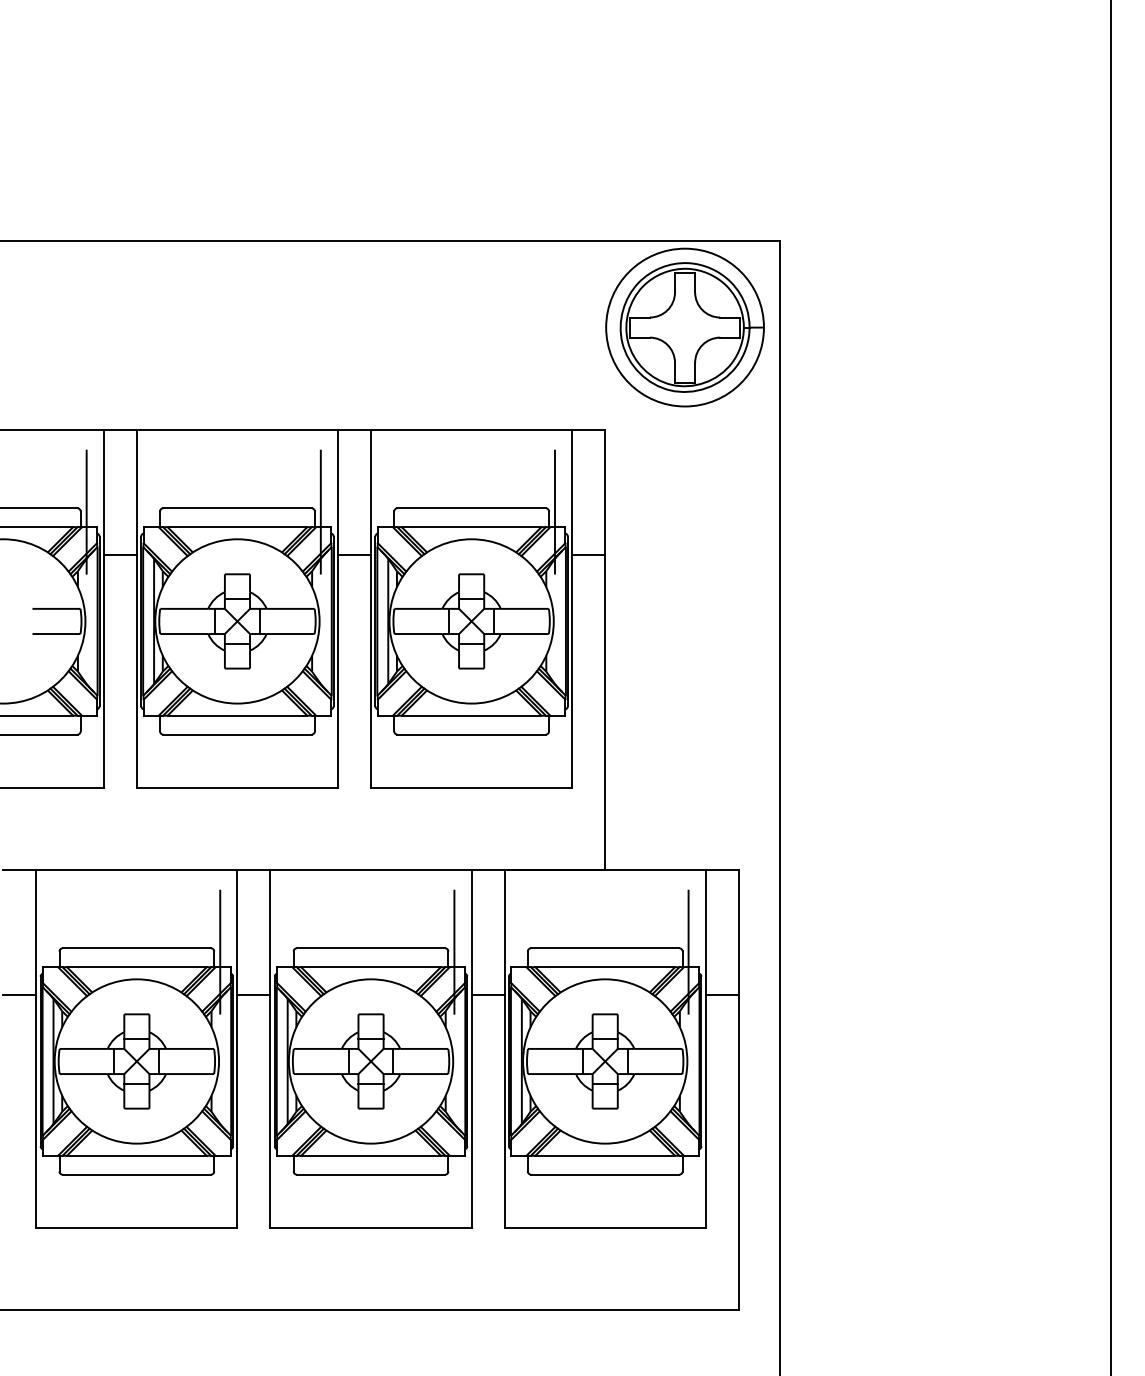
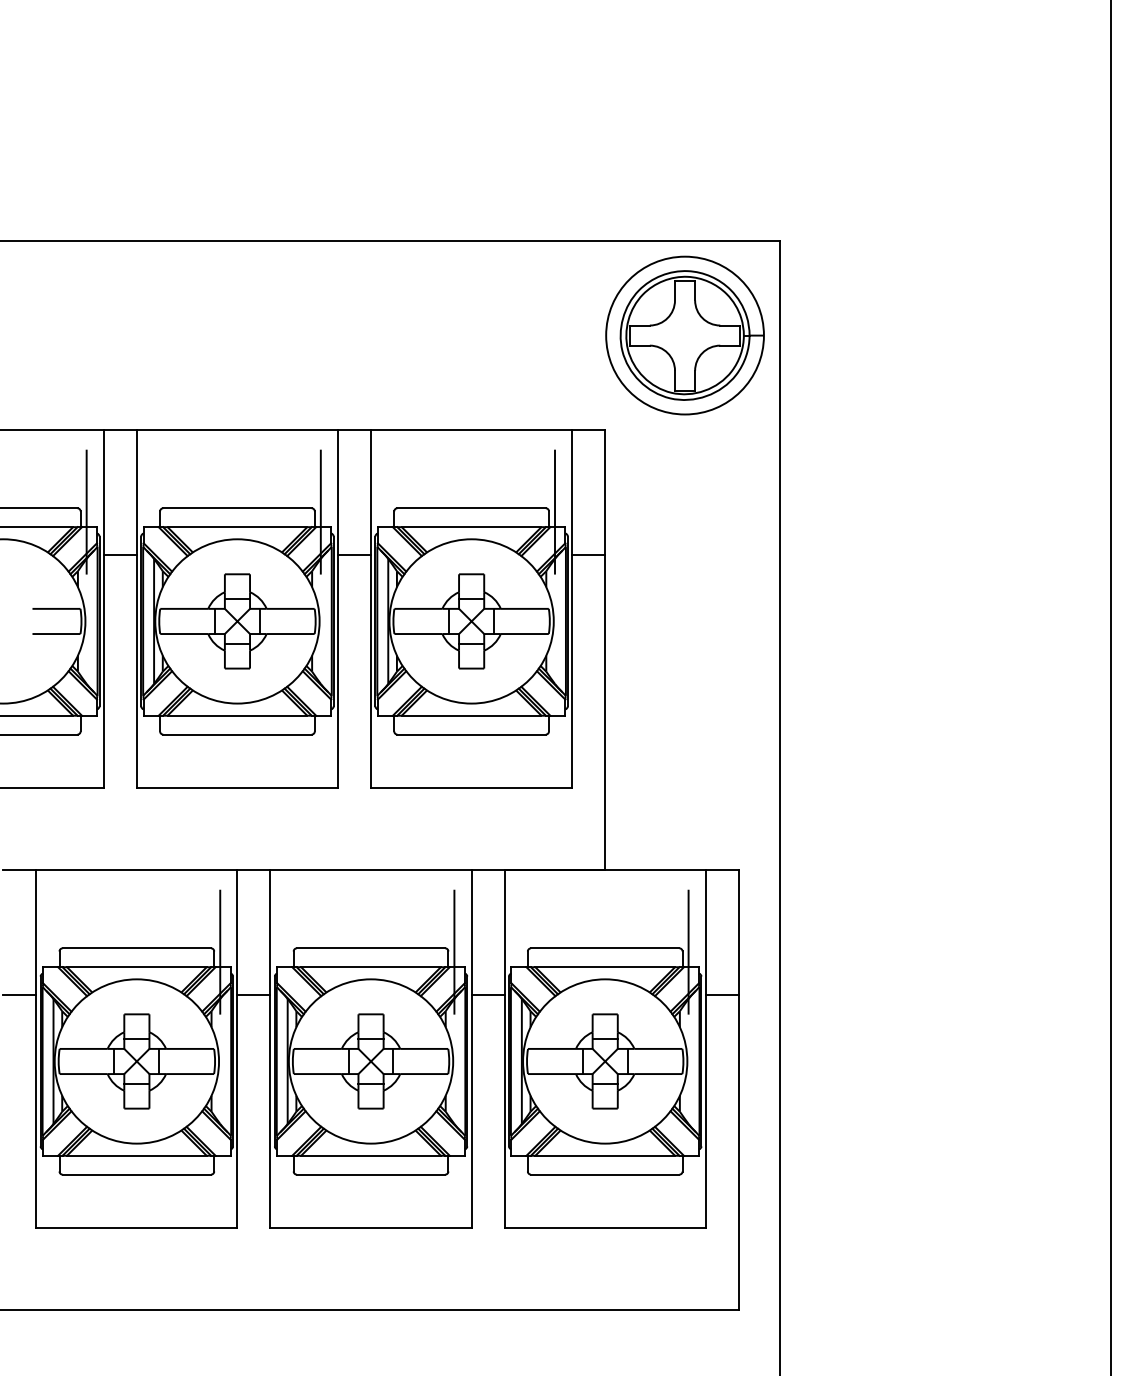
part position: (684, 327) -> (684, 335) (684, 335)
